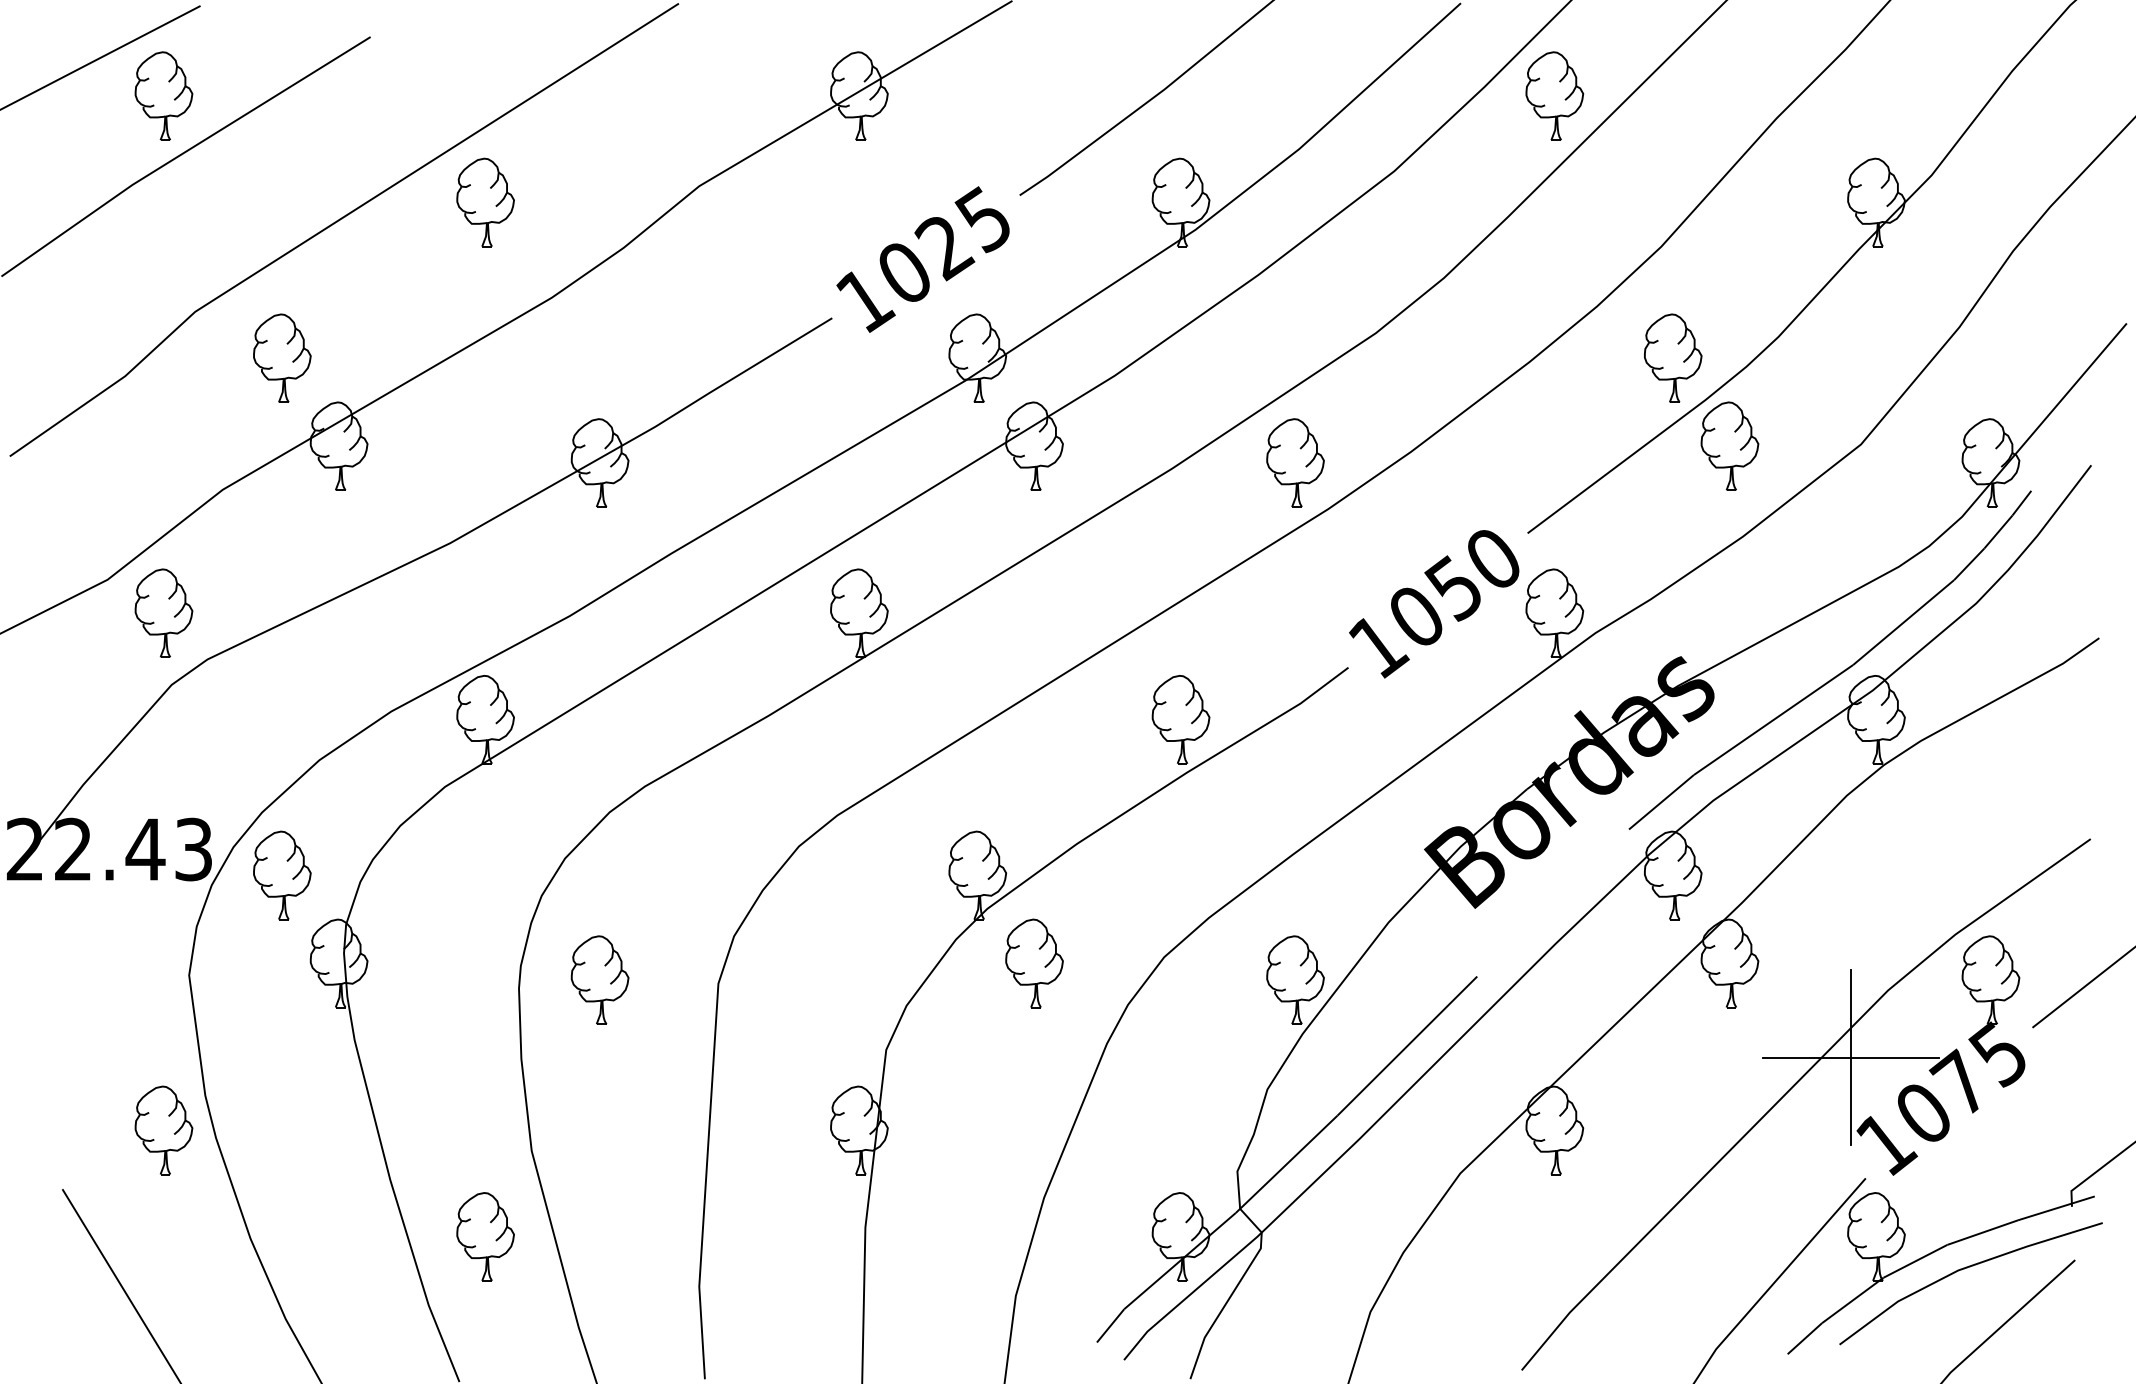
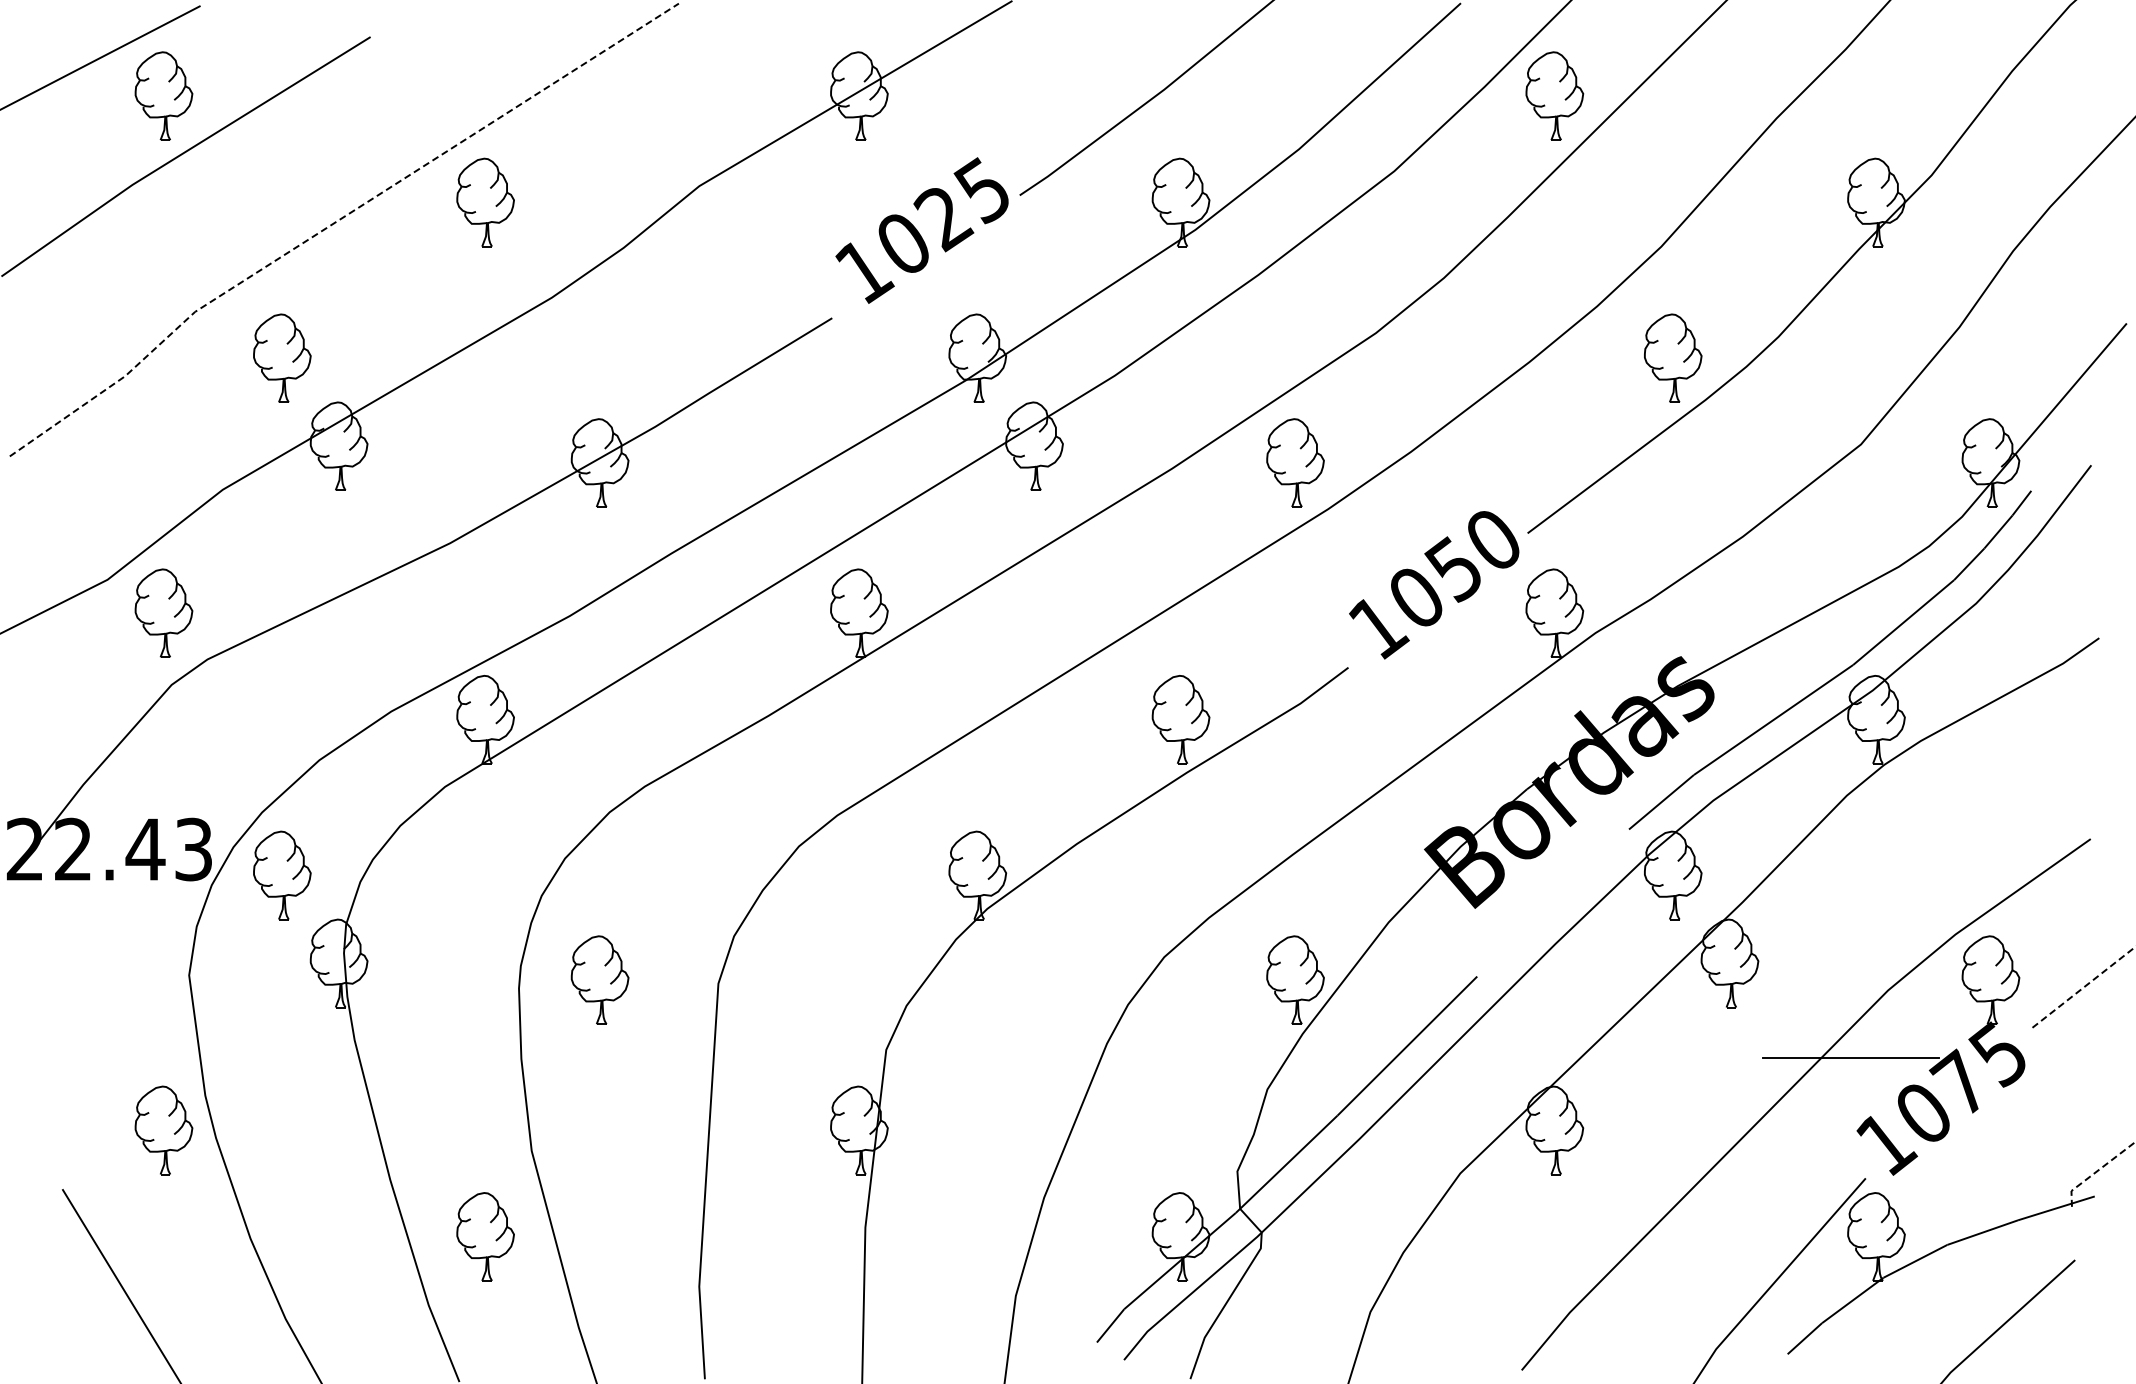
line: solid -> dashed (336, 221)
text position: (922, 259) -> (921, 230) (921, 230)
part: present -> none (1729, 445)
text position: (1434, 604) -> (1434, 585) (1434, 585)
part: present -> none (1034, 963)
line: solid -> dashed (2084, 987)
line: present -> none (1850, 1057)
line: solid -> dashed (2096, 1171)
line: present -> none (1964, 1269)
